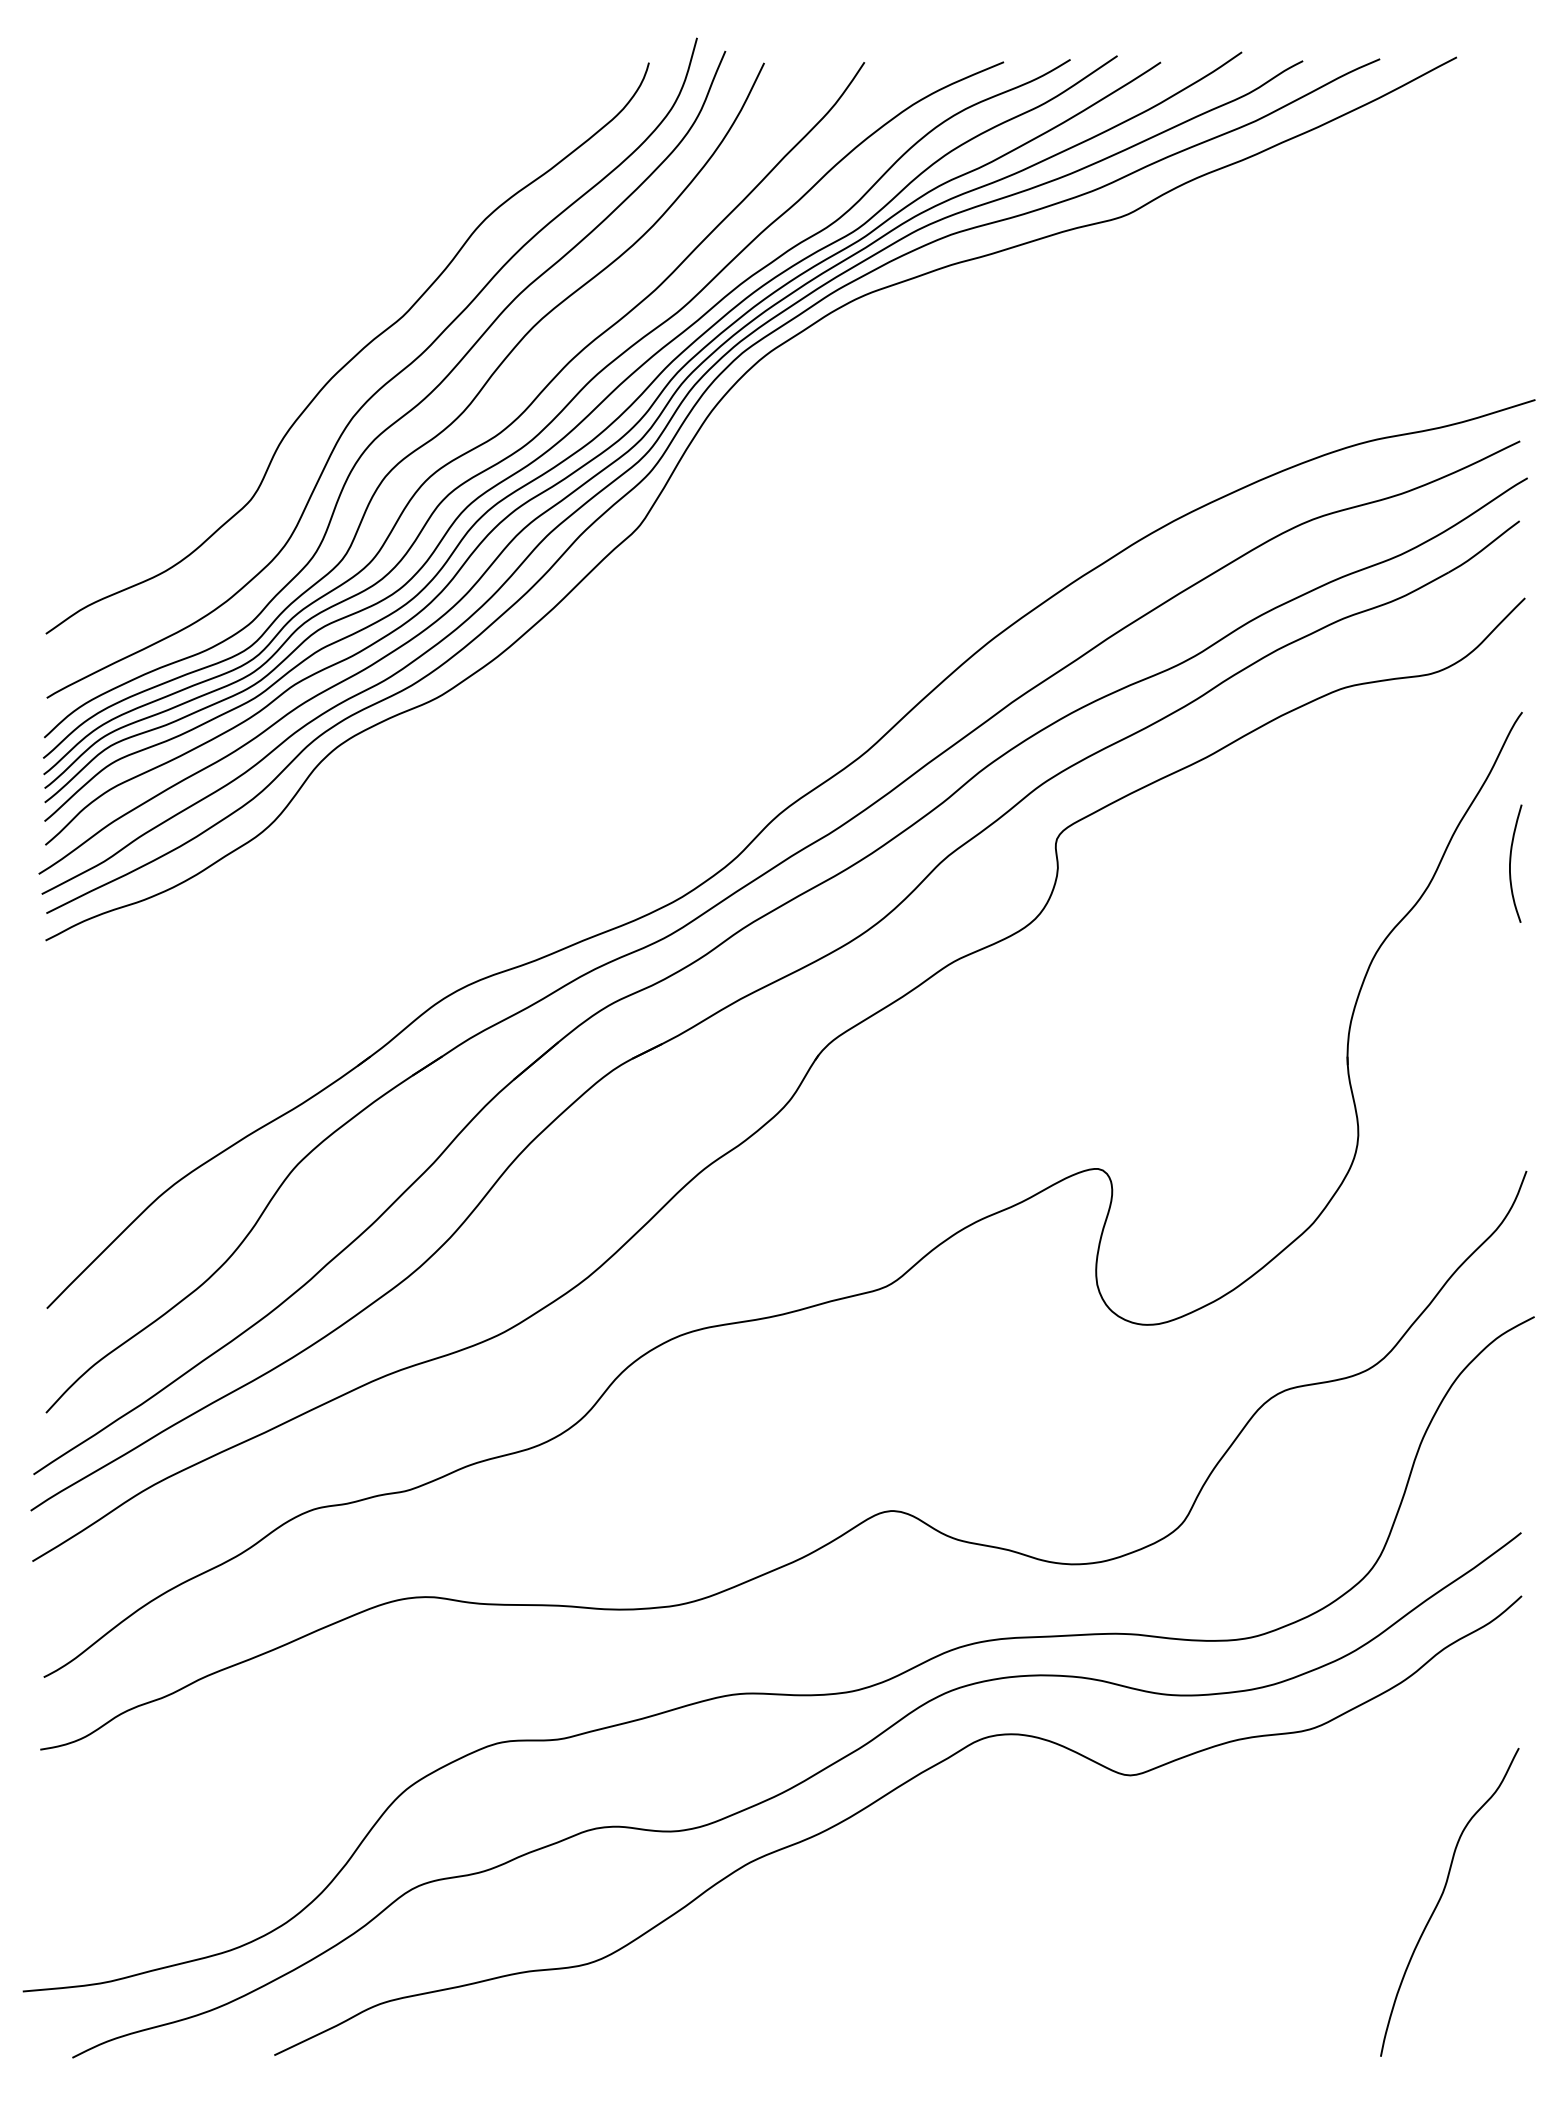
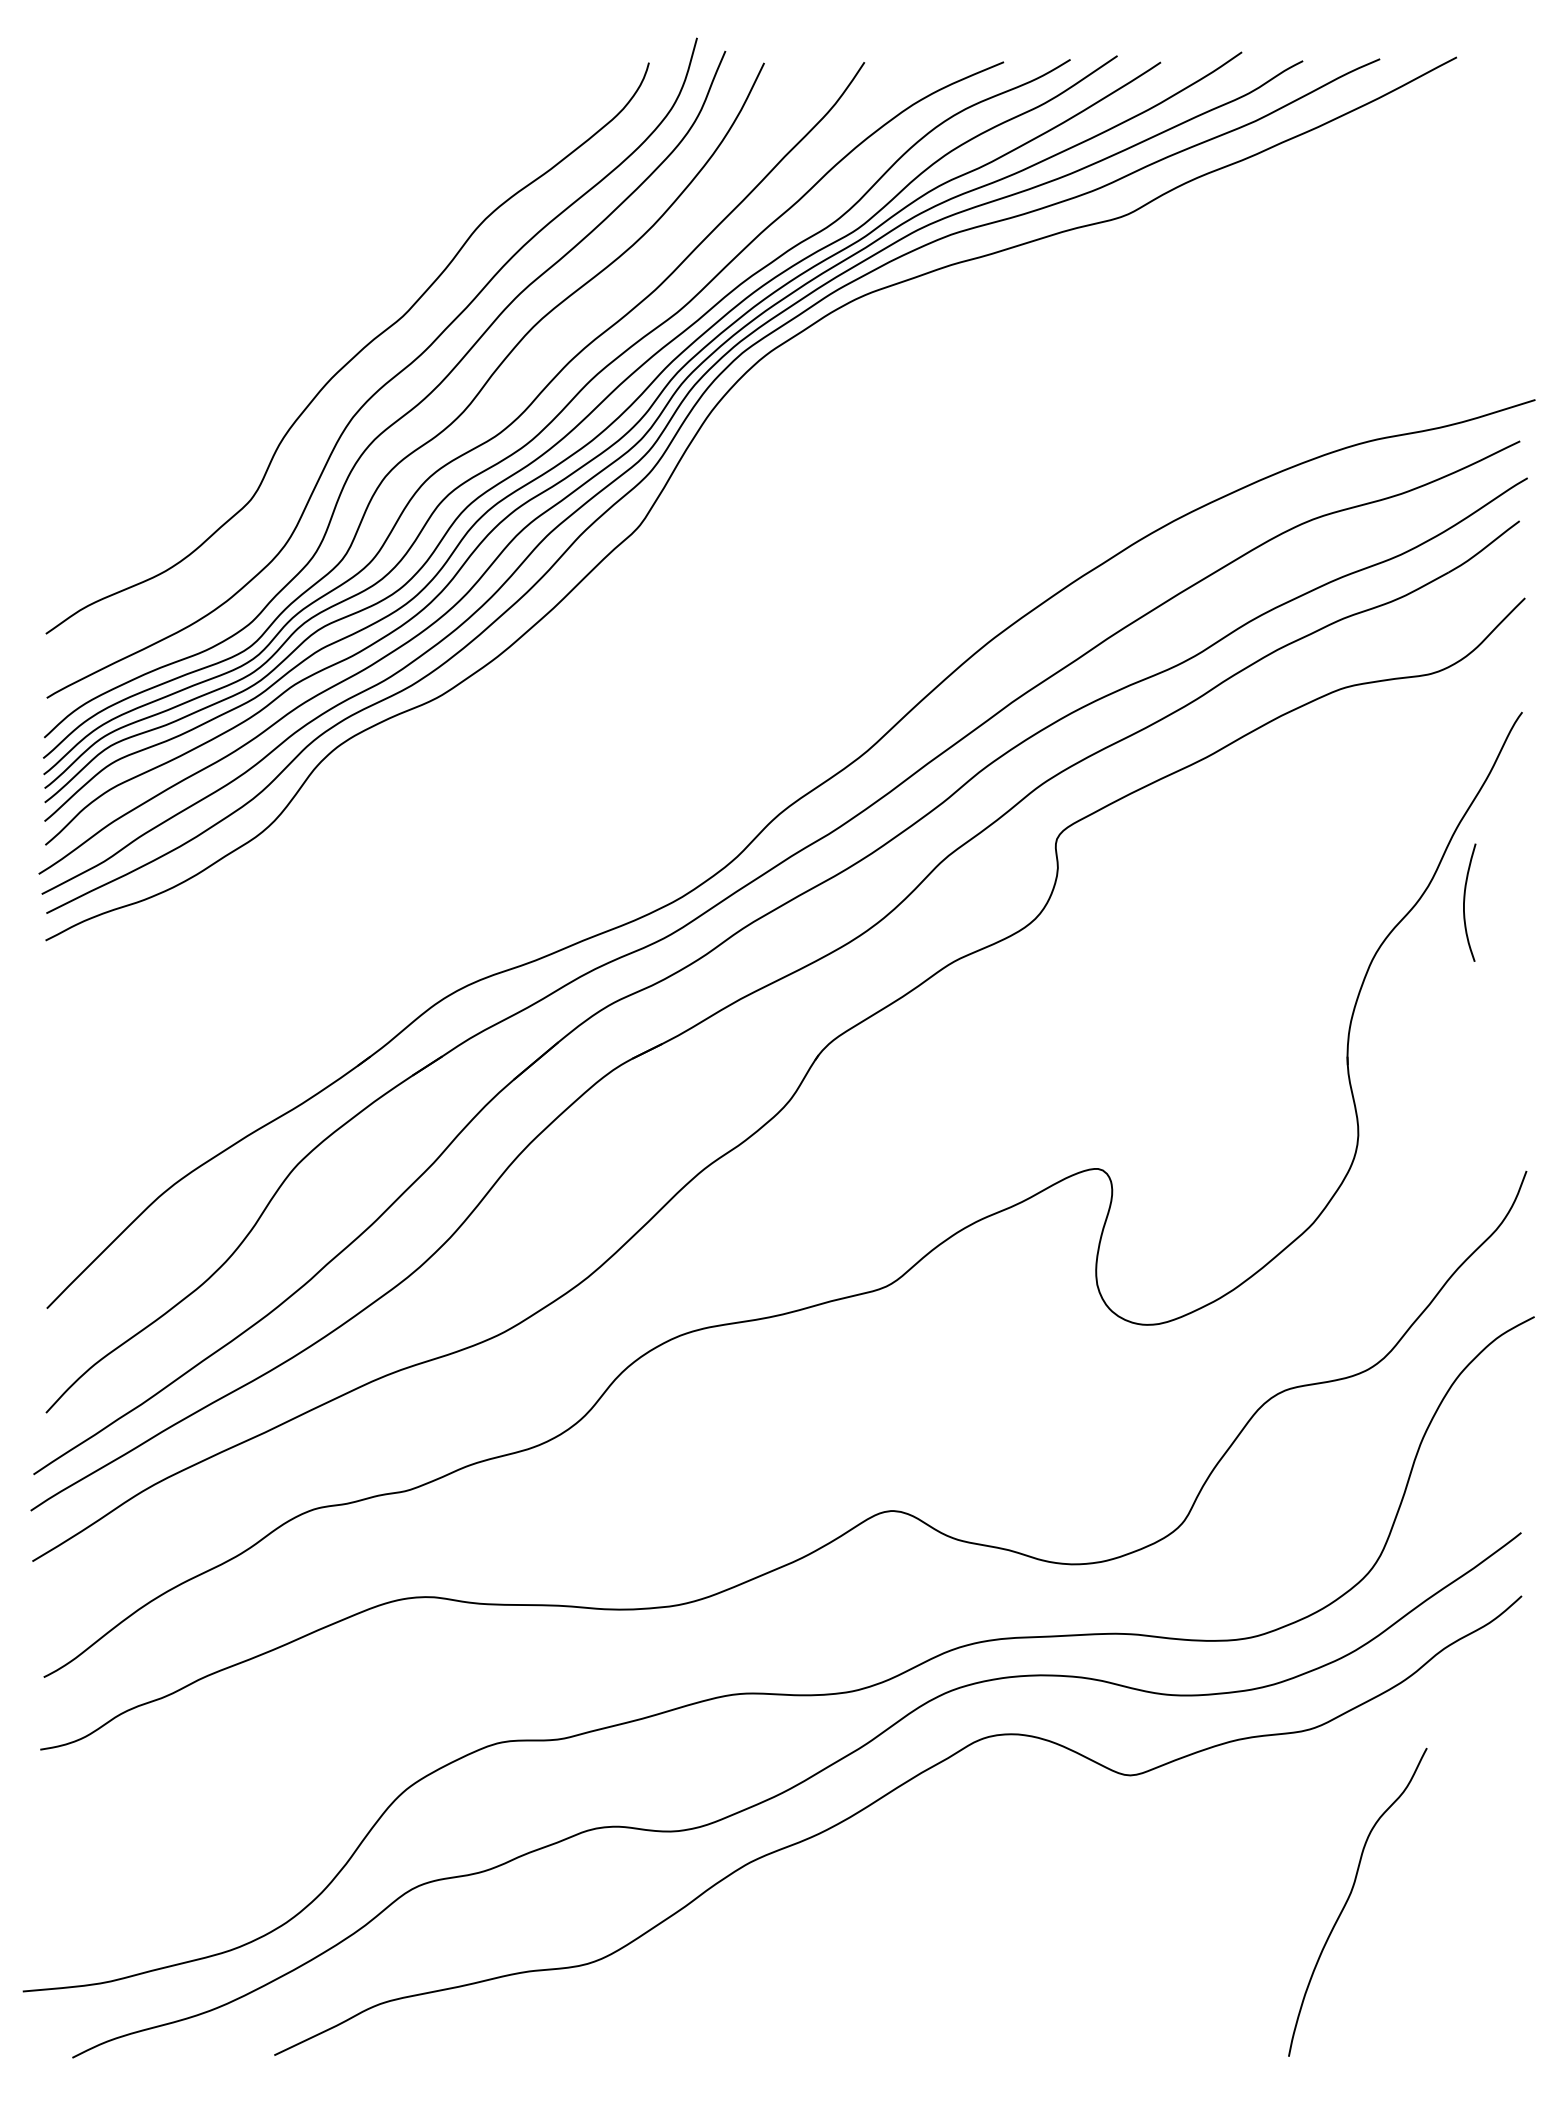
curve position: (1511, 861) -> (1465, 900) (1465, 900)
curve position: (1441, 1898) -> (1349, 1898) (1349, 1898)
